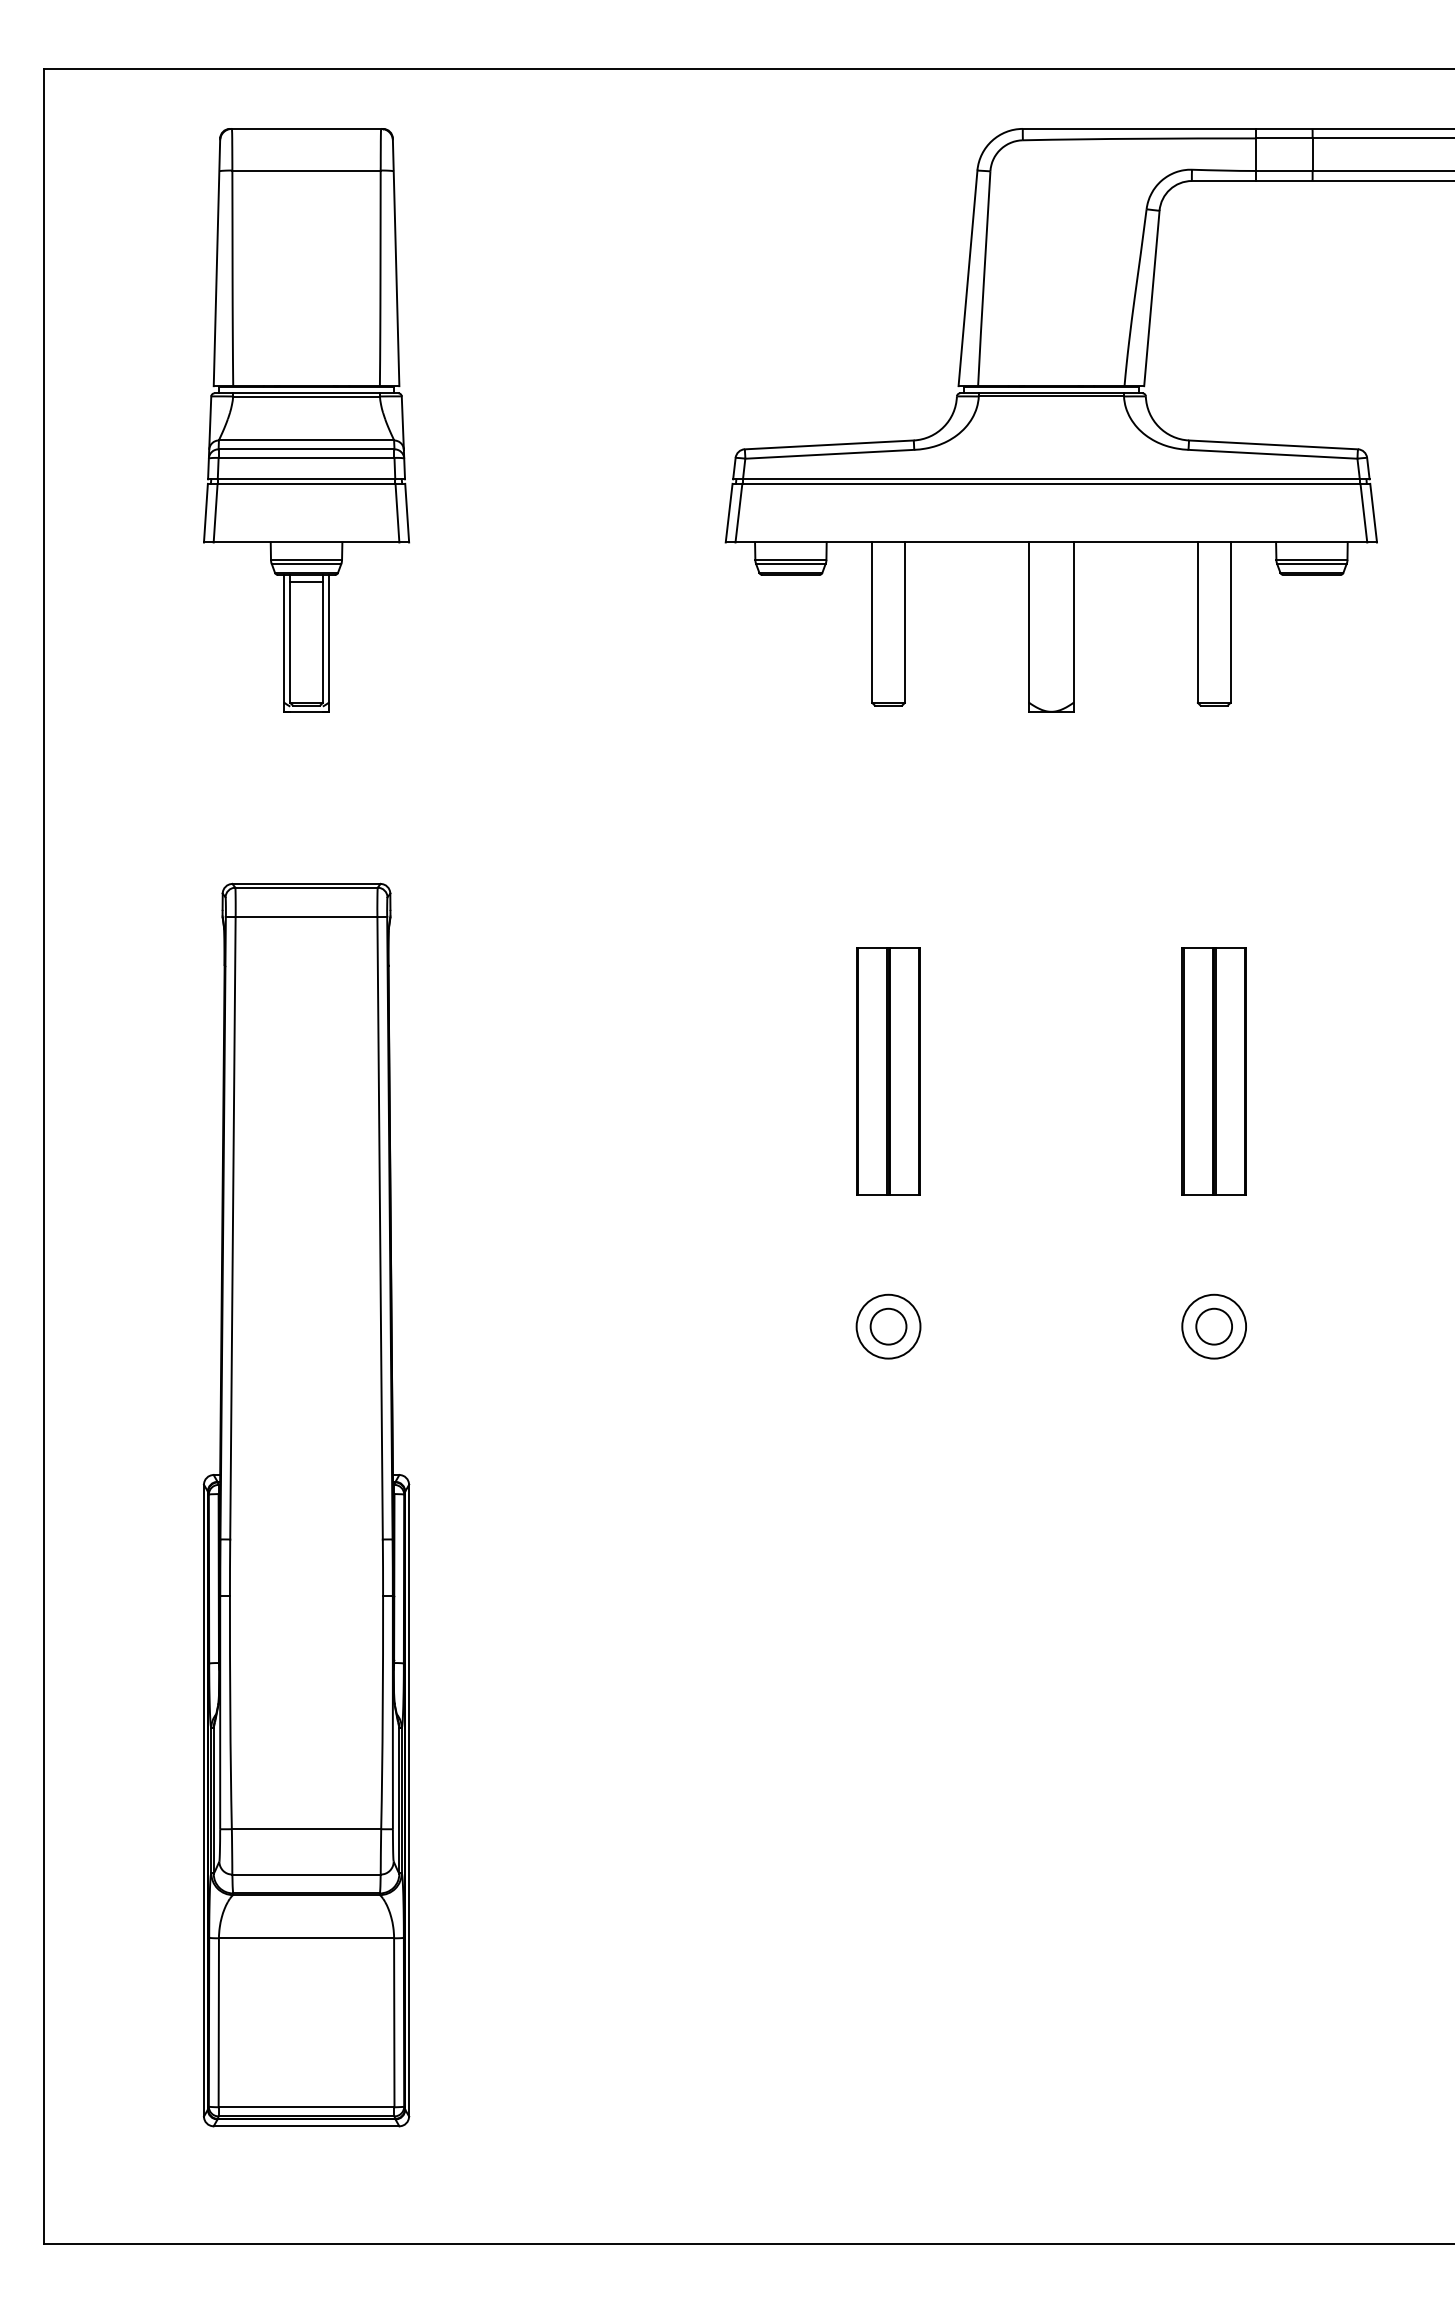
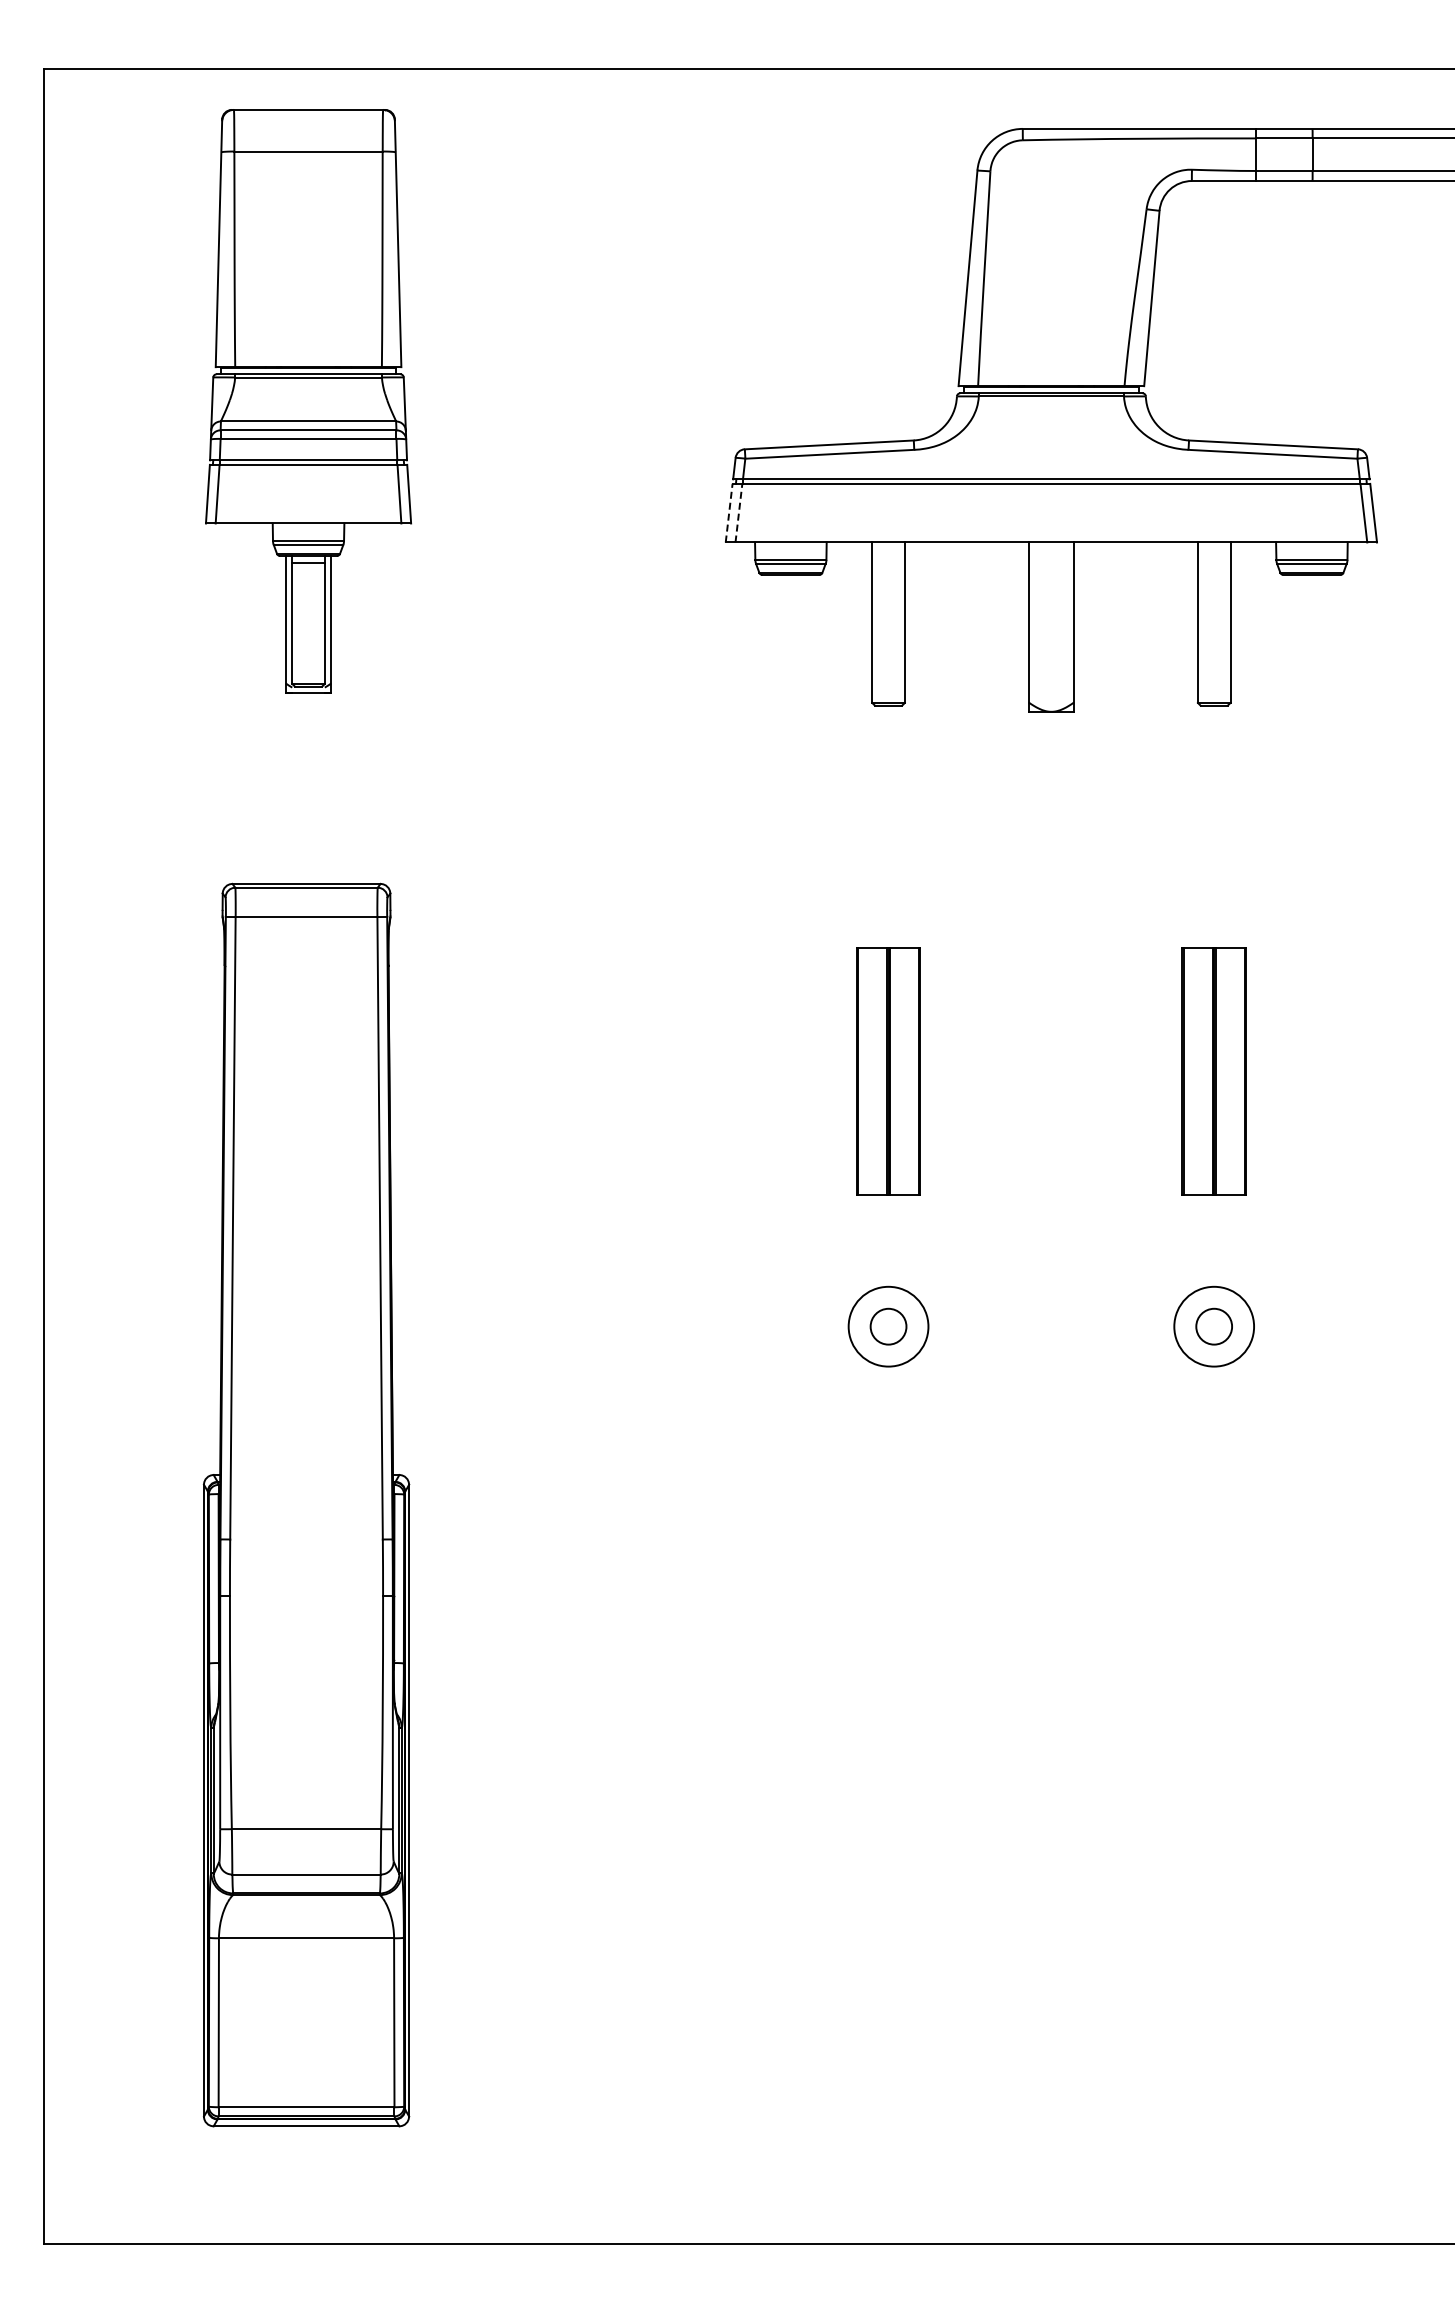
part position: (306, 420) -> (308, 401) (308, 401)
line: solid -> dashed (729, 513)
line: solid -> dashed (738, 513)
circle diameter: 64 px -> 80 px (888, 1326)
circle diameter: 64 px -> 80 px (1214, 1326)
